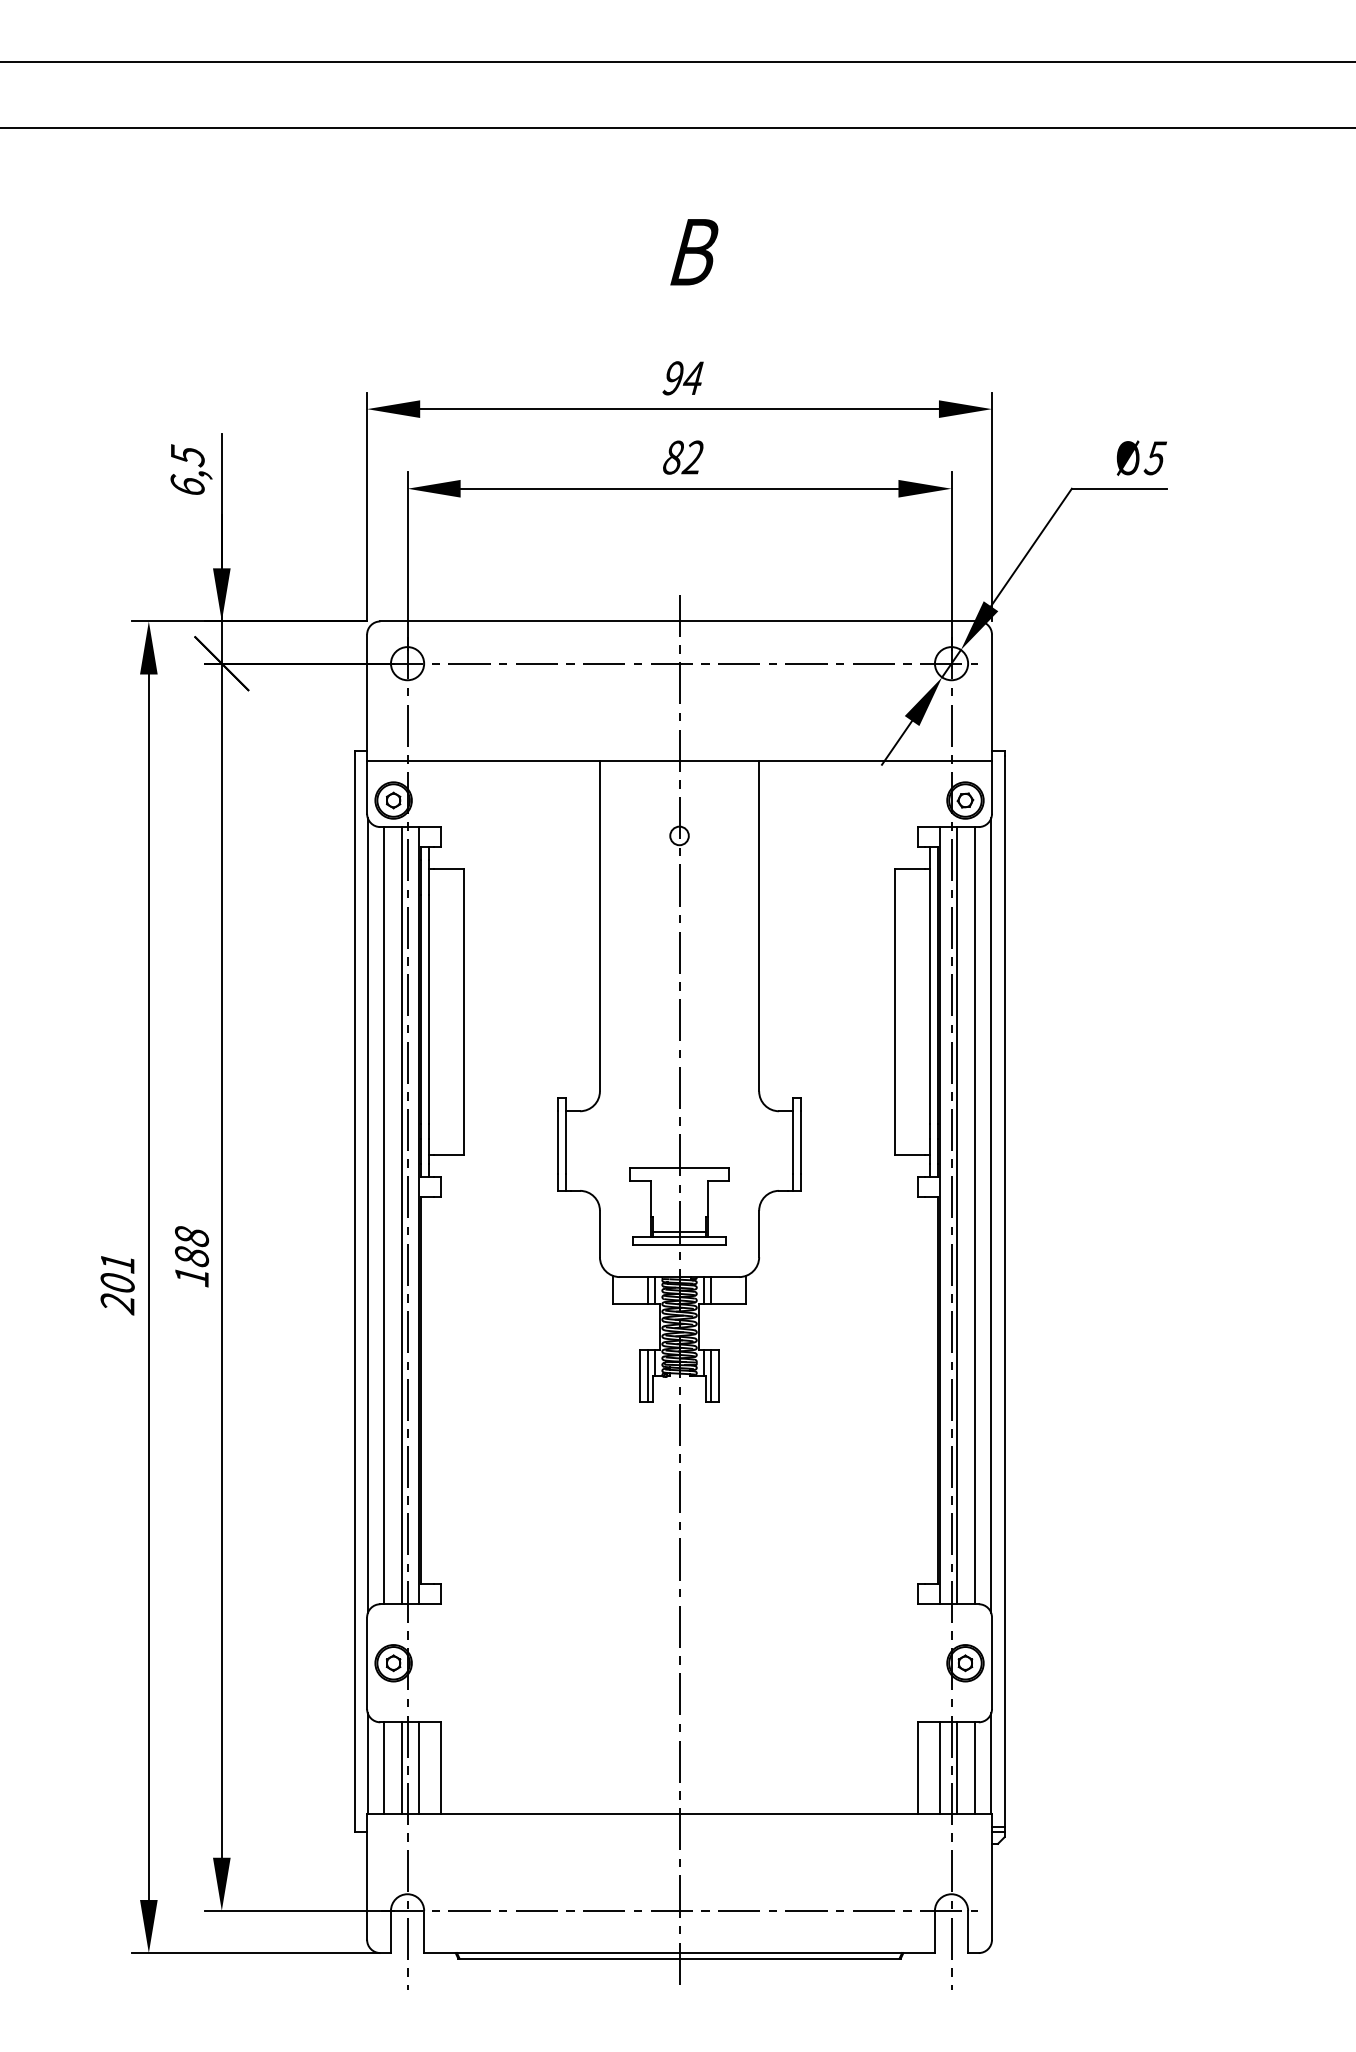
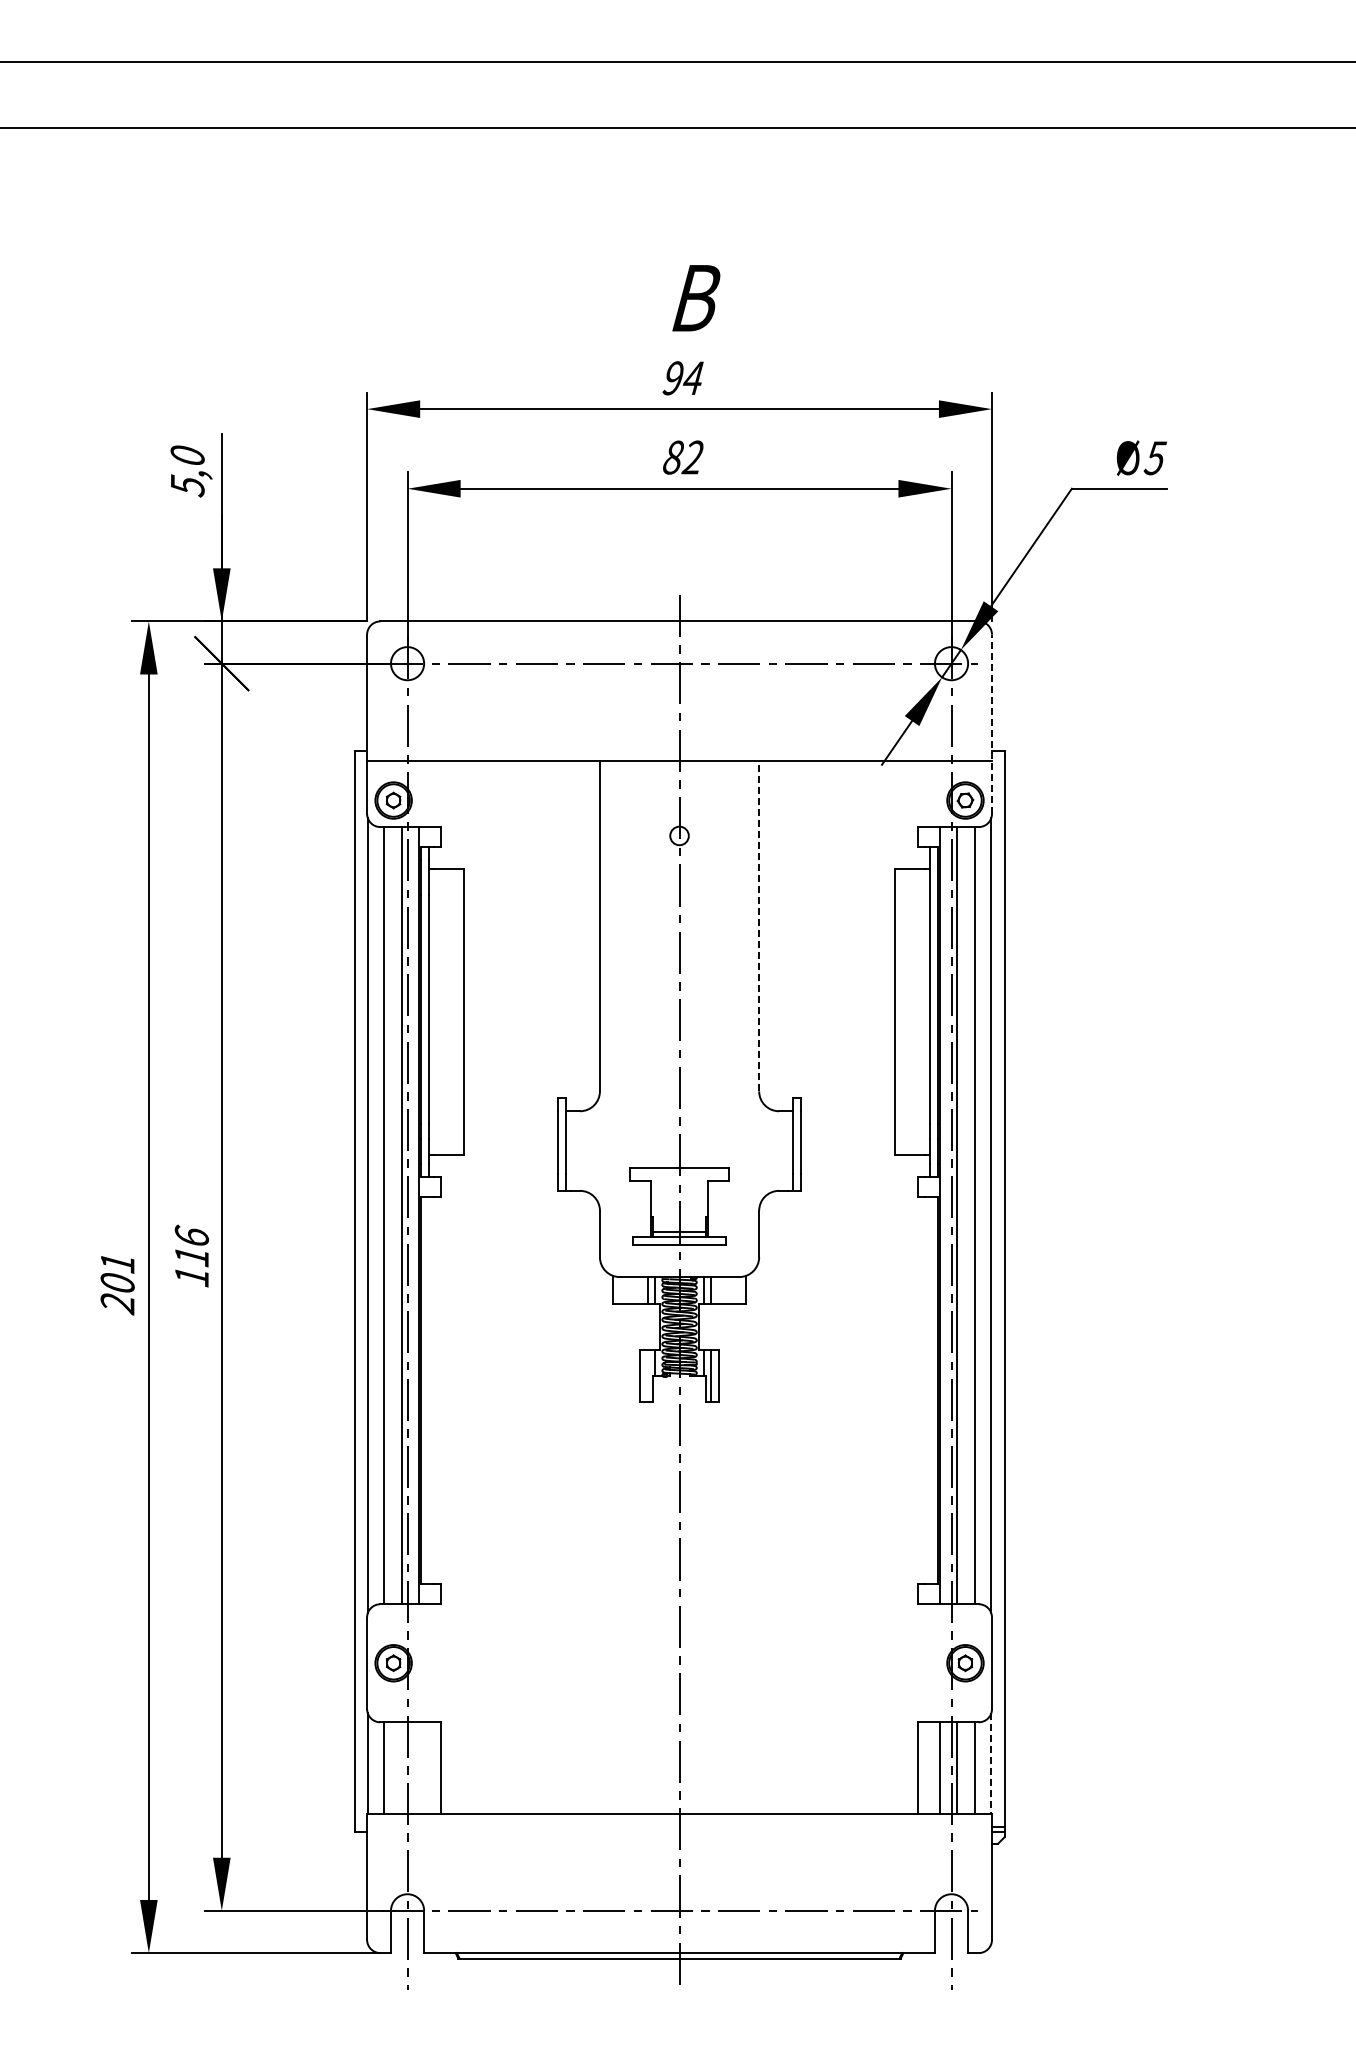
text position: (694, 252) -> (696, 298) (696, 298)
text: 6,5 -> 5,0 (187, 470)
line: solid -> dashed (992, 724)
line: solid -> dashed (759, 925)
text: 188 -> 116 (191, 1245)
line: present -> none (648, 1376)
line: solid -> dashed (991, 1763)
line: present -> none (402, 1767)
line: present -> none (418, 1767)
